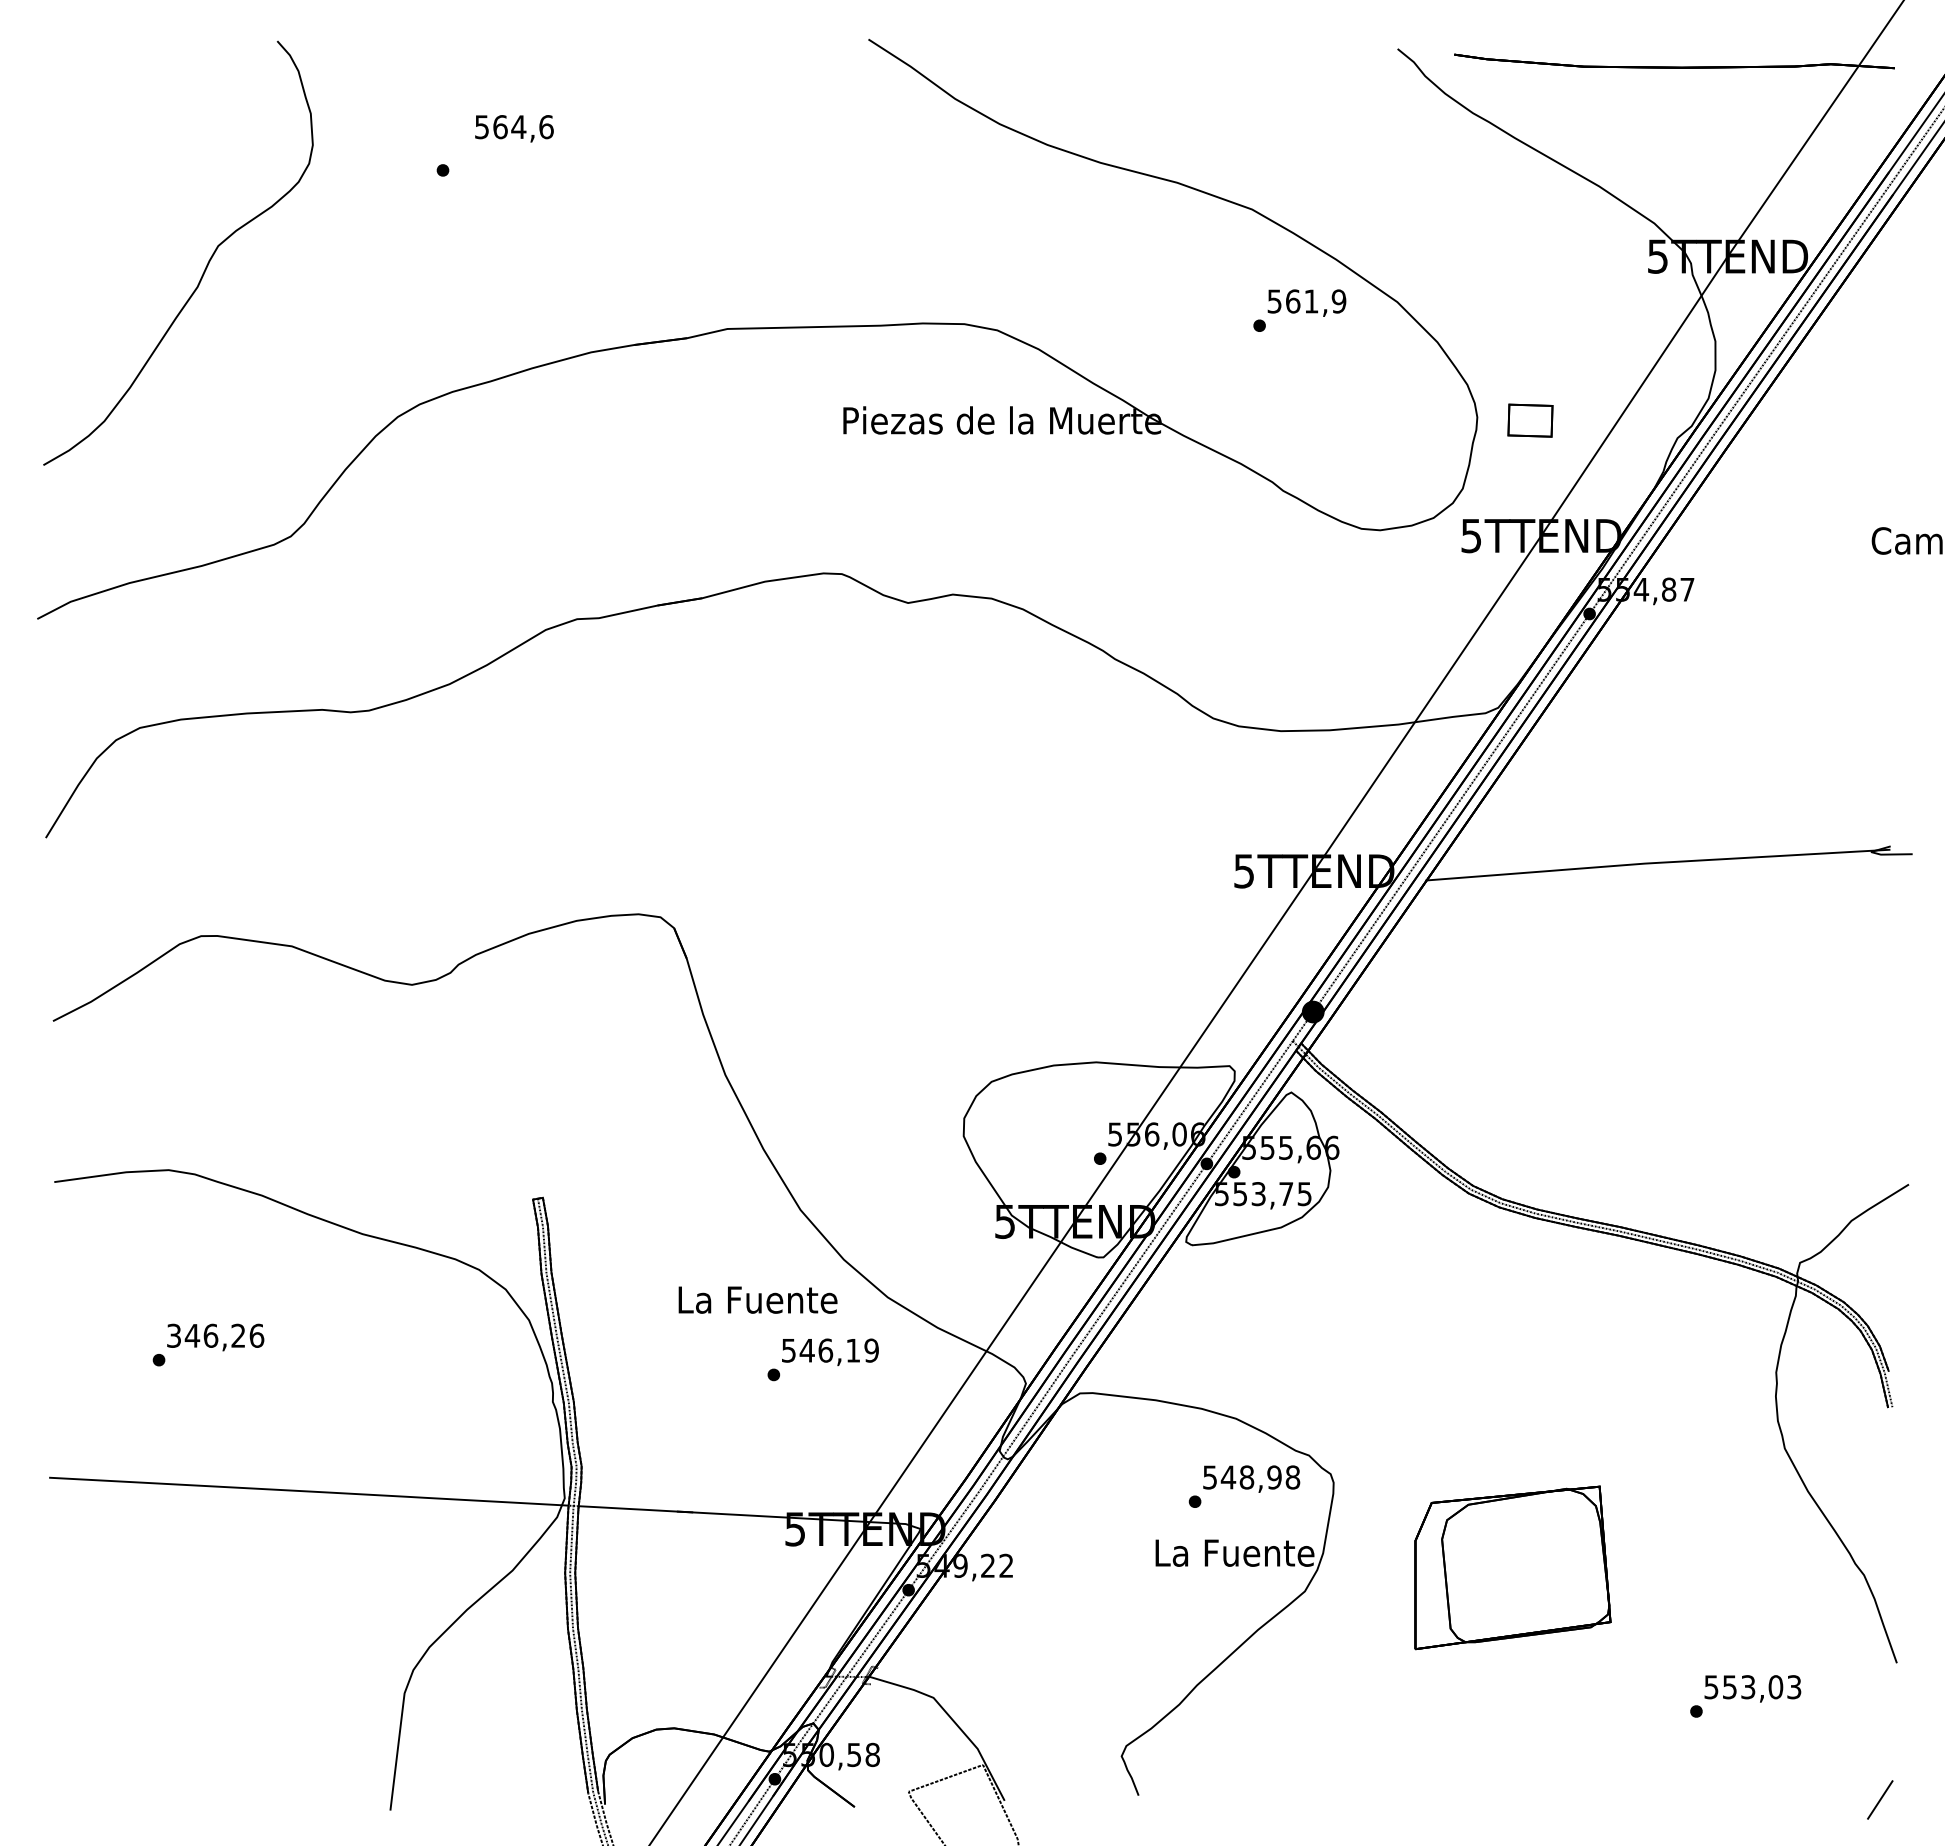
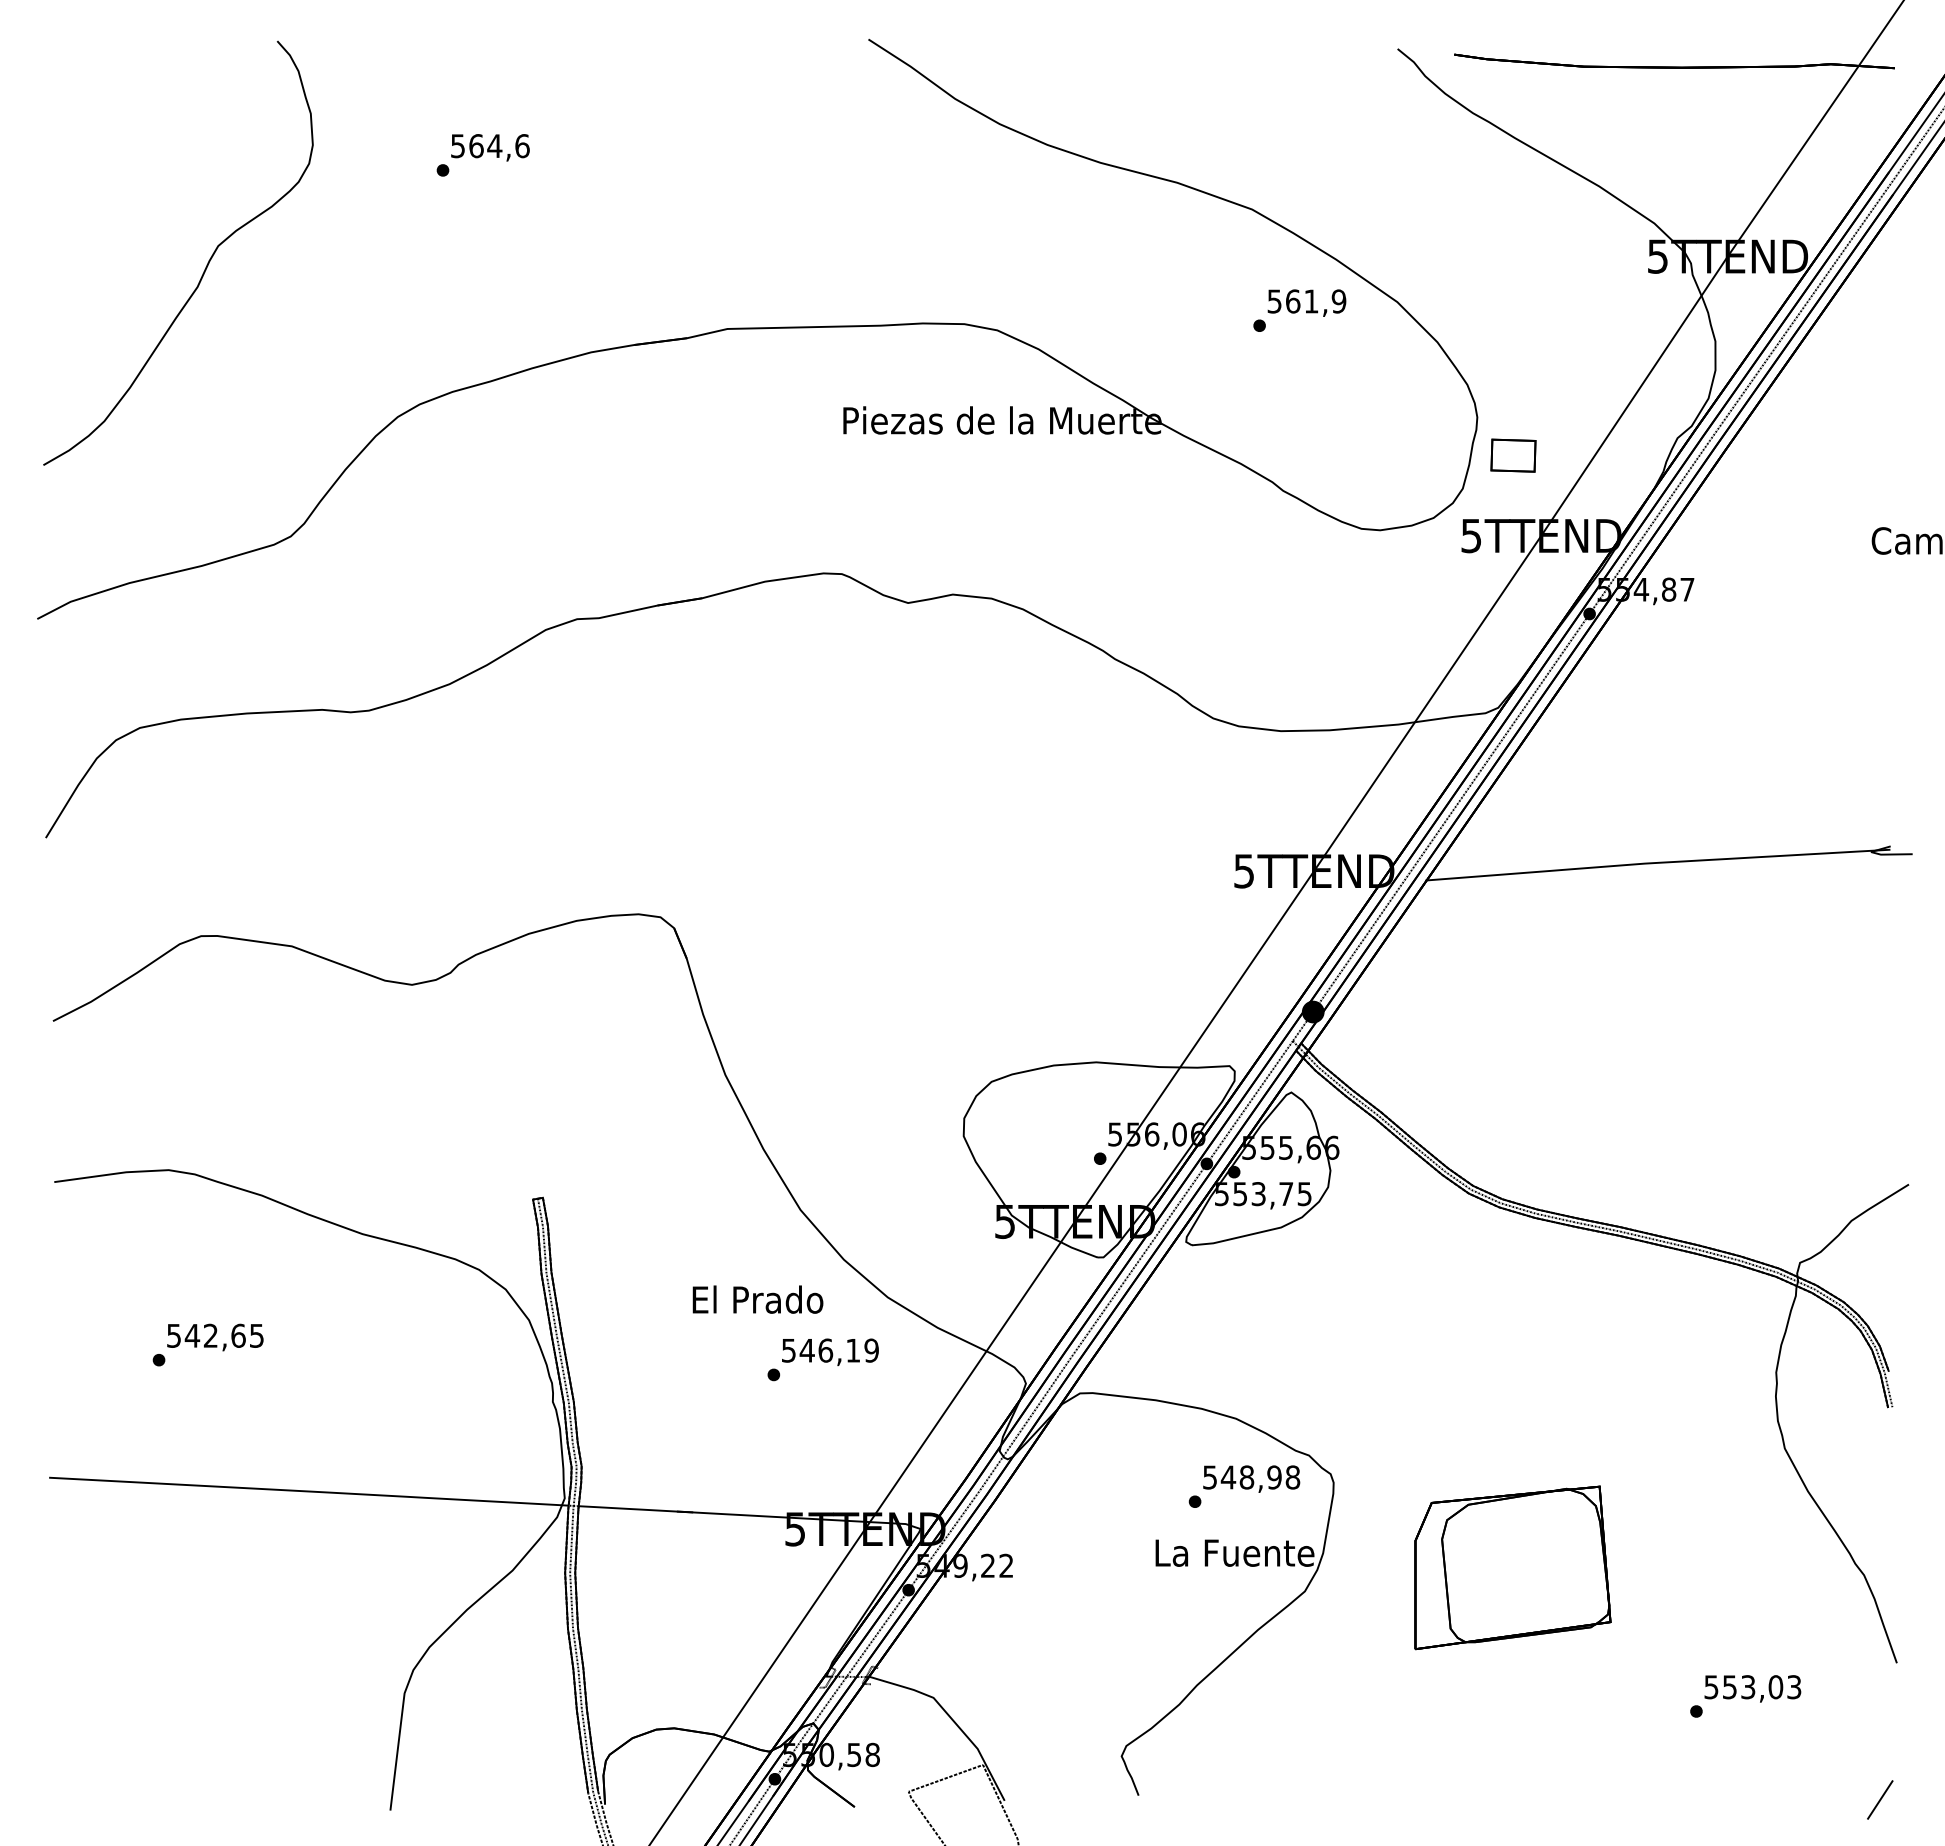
text position: (514, 128) -> (490, 147) (490, 147)
part position: (1530, 420) -> (1513, 455) (1513, 455)
text: La Fuente -> El Prado (757, 1299)
text: 346,26 -> 542,65 (215, 1335)
